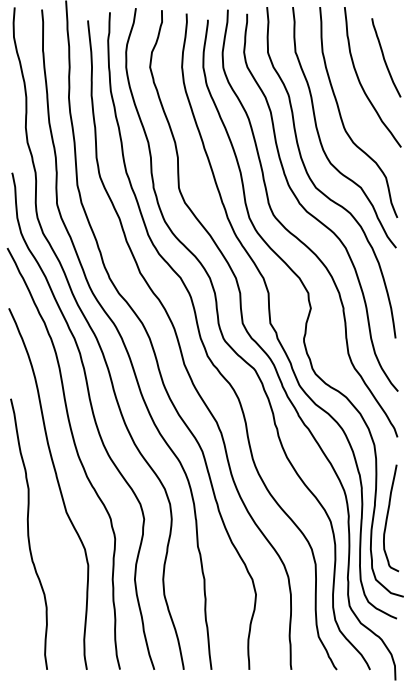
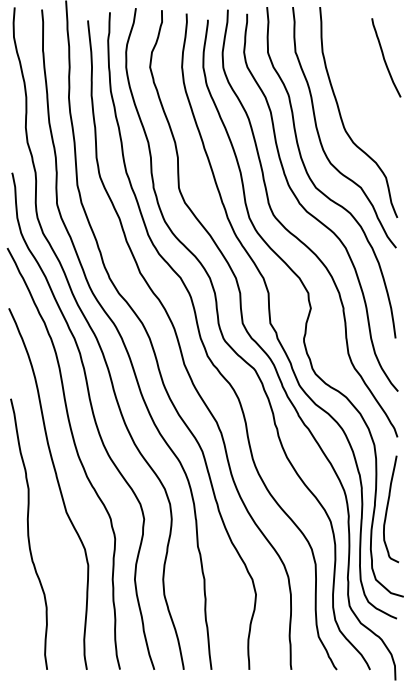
curve: present -> none (361, 83)
curve position: (388, 516) -> (388, 507) (388, 507)
